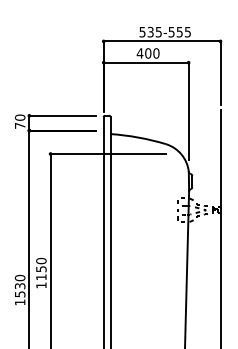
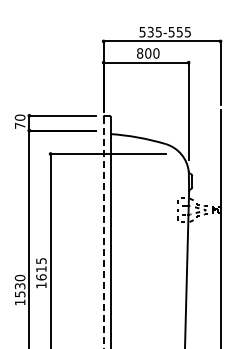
text: 400 -> 800 (139, 53)
line: solid -> dashed (103, 232)
text: 1150 -> 1615 (41, 268)
